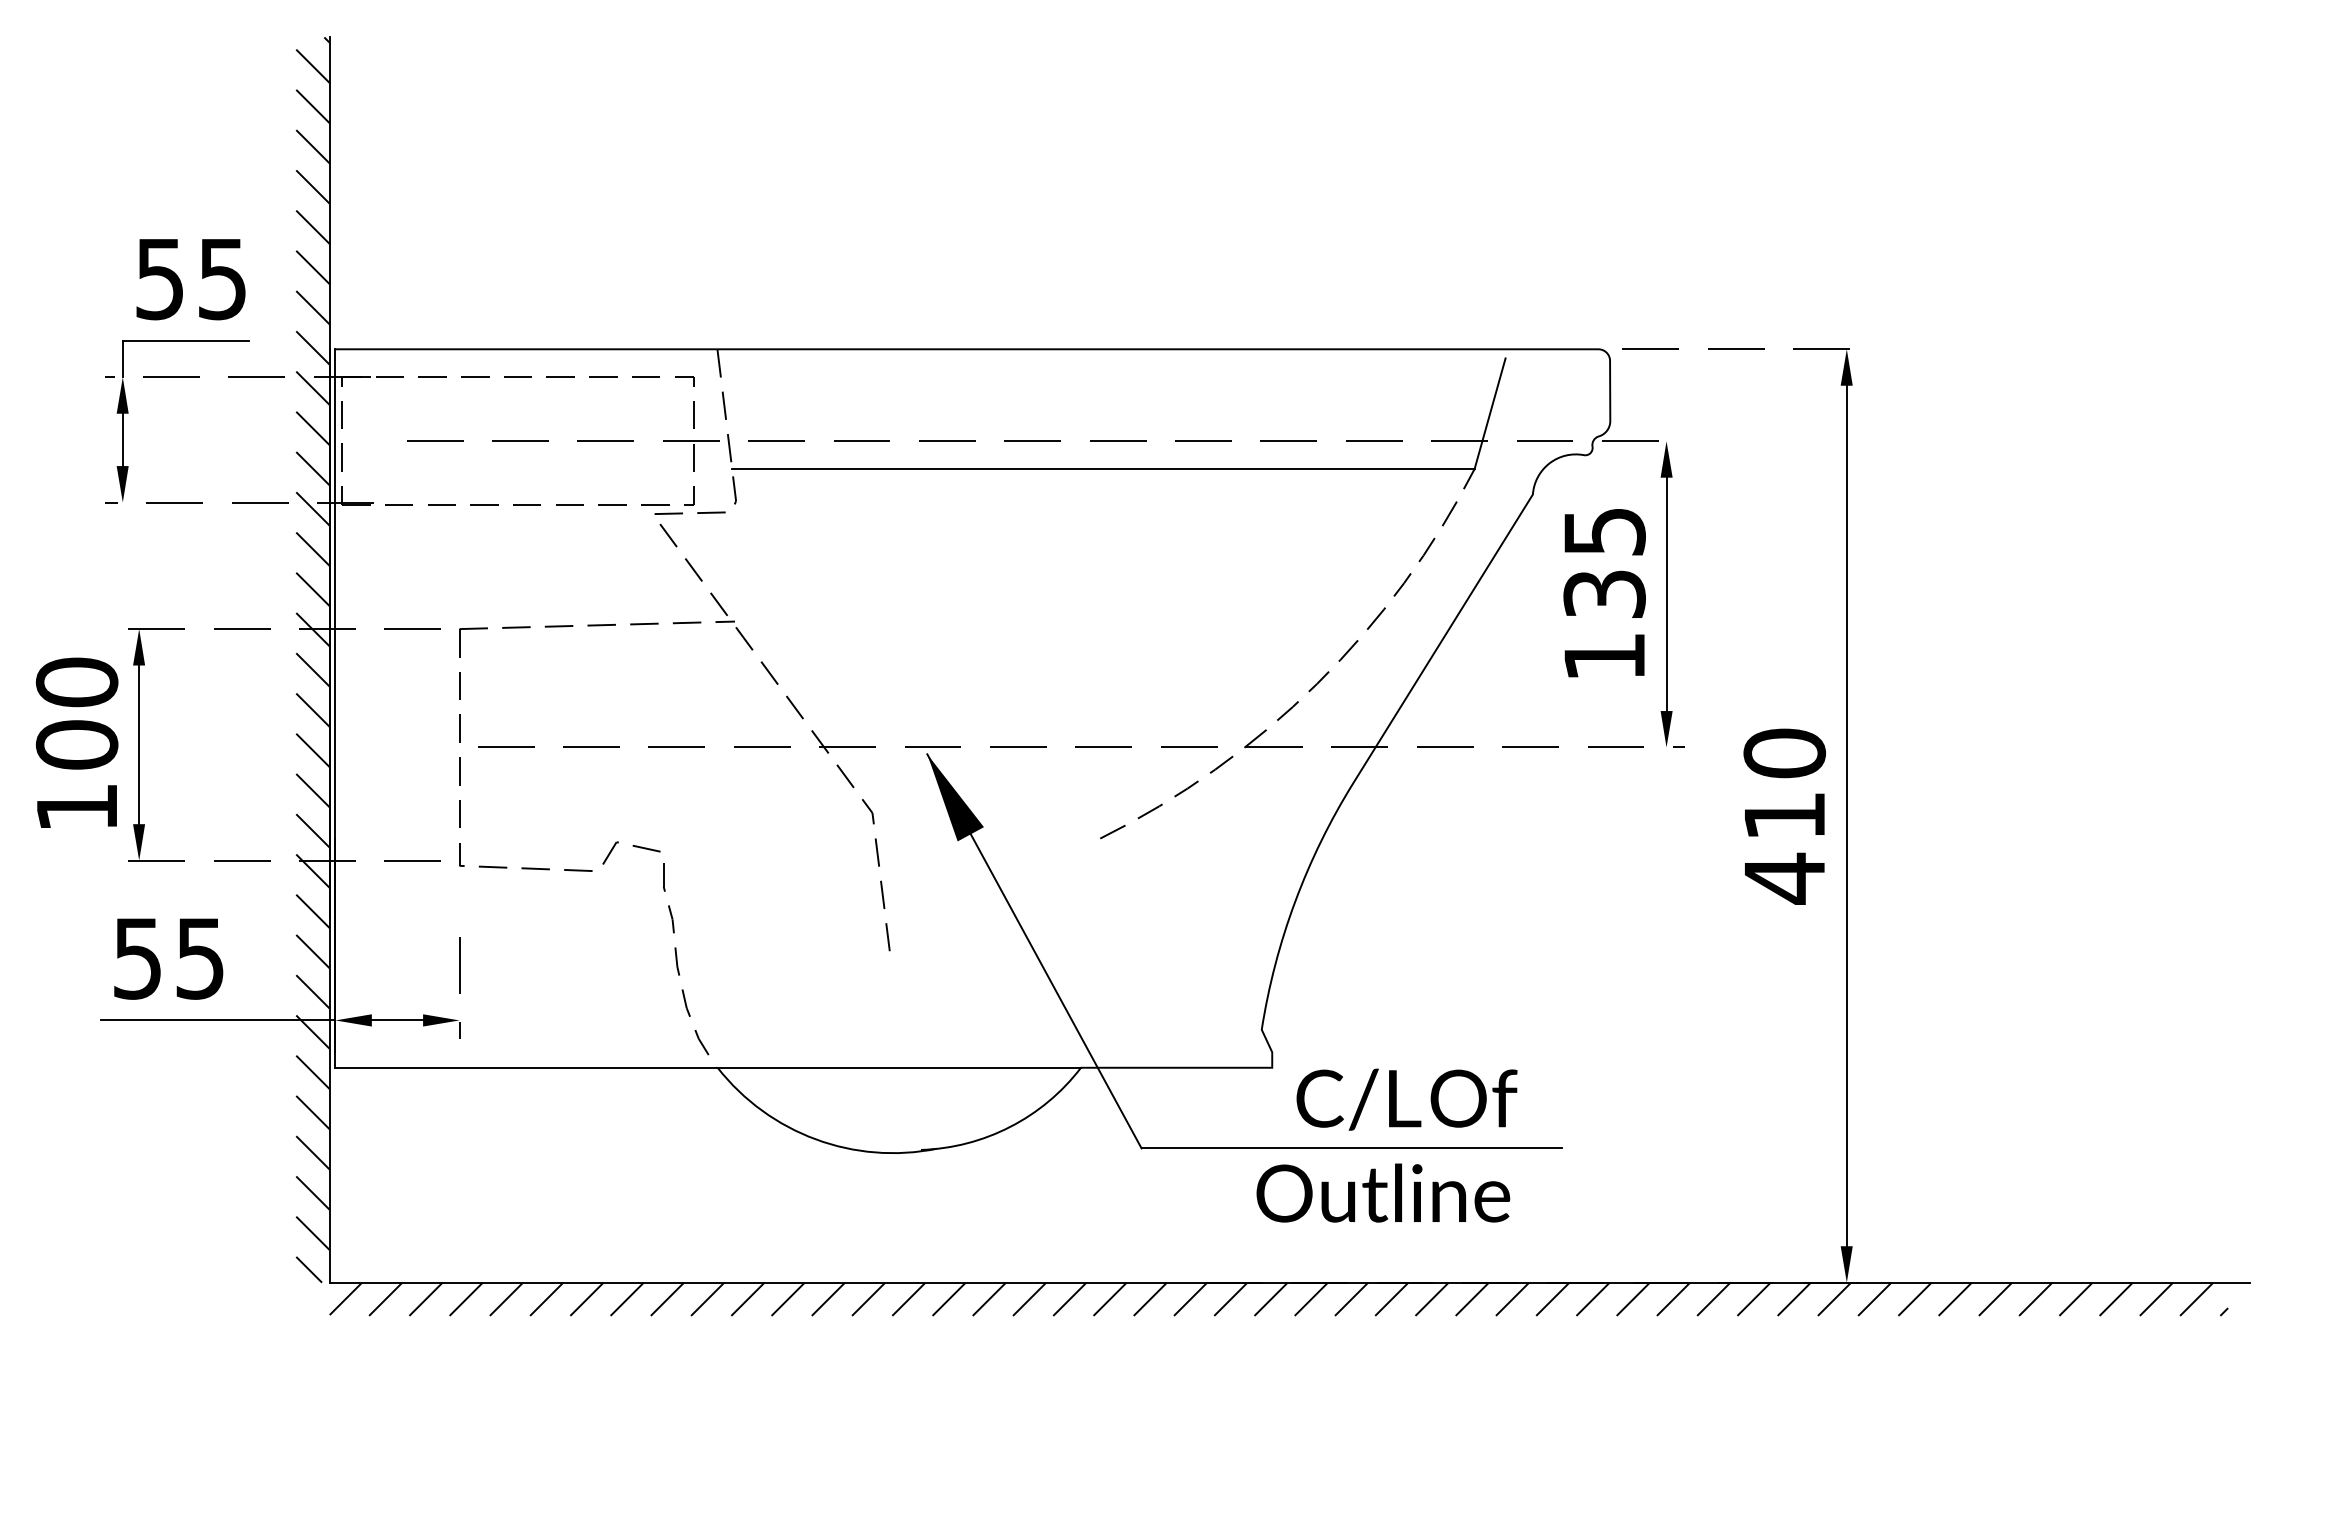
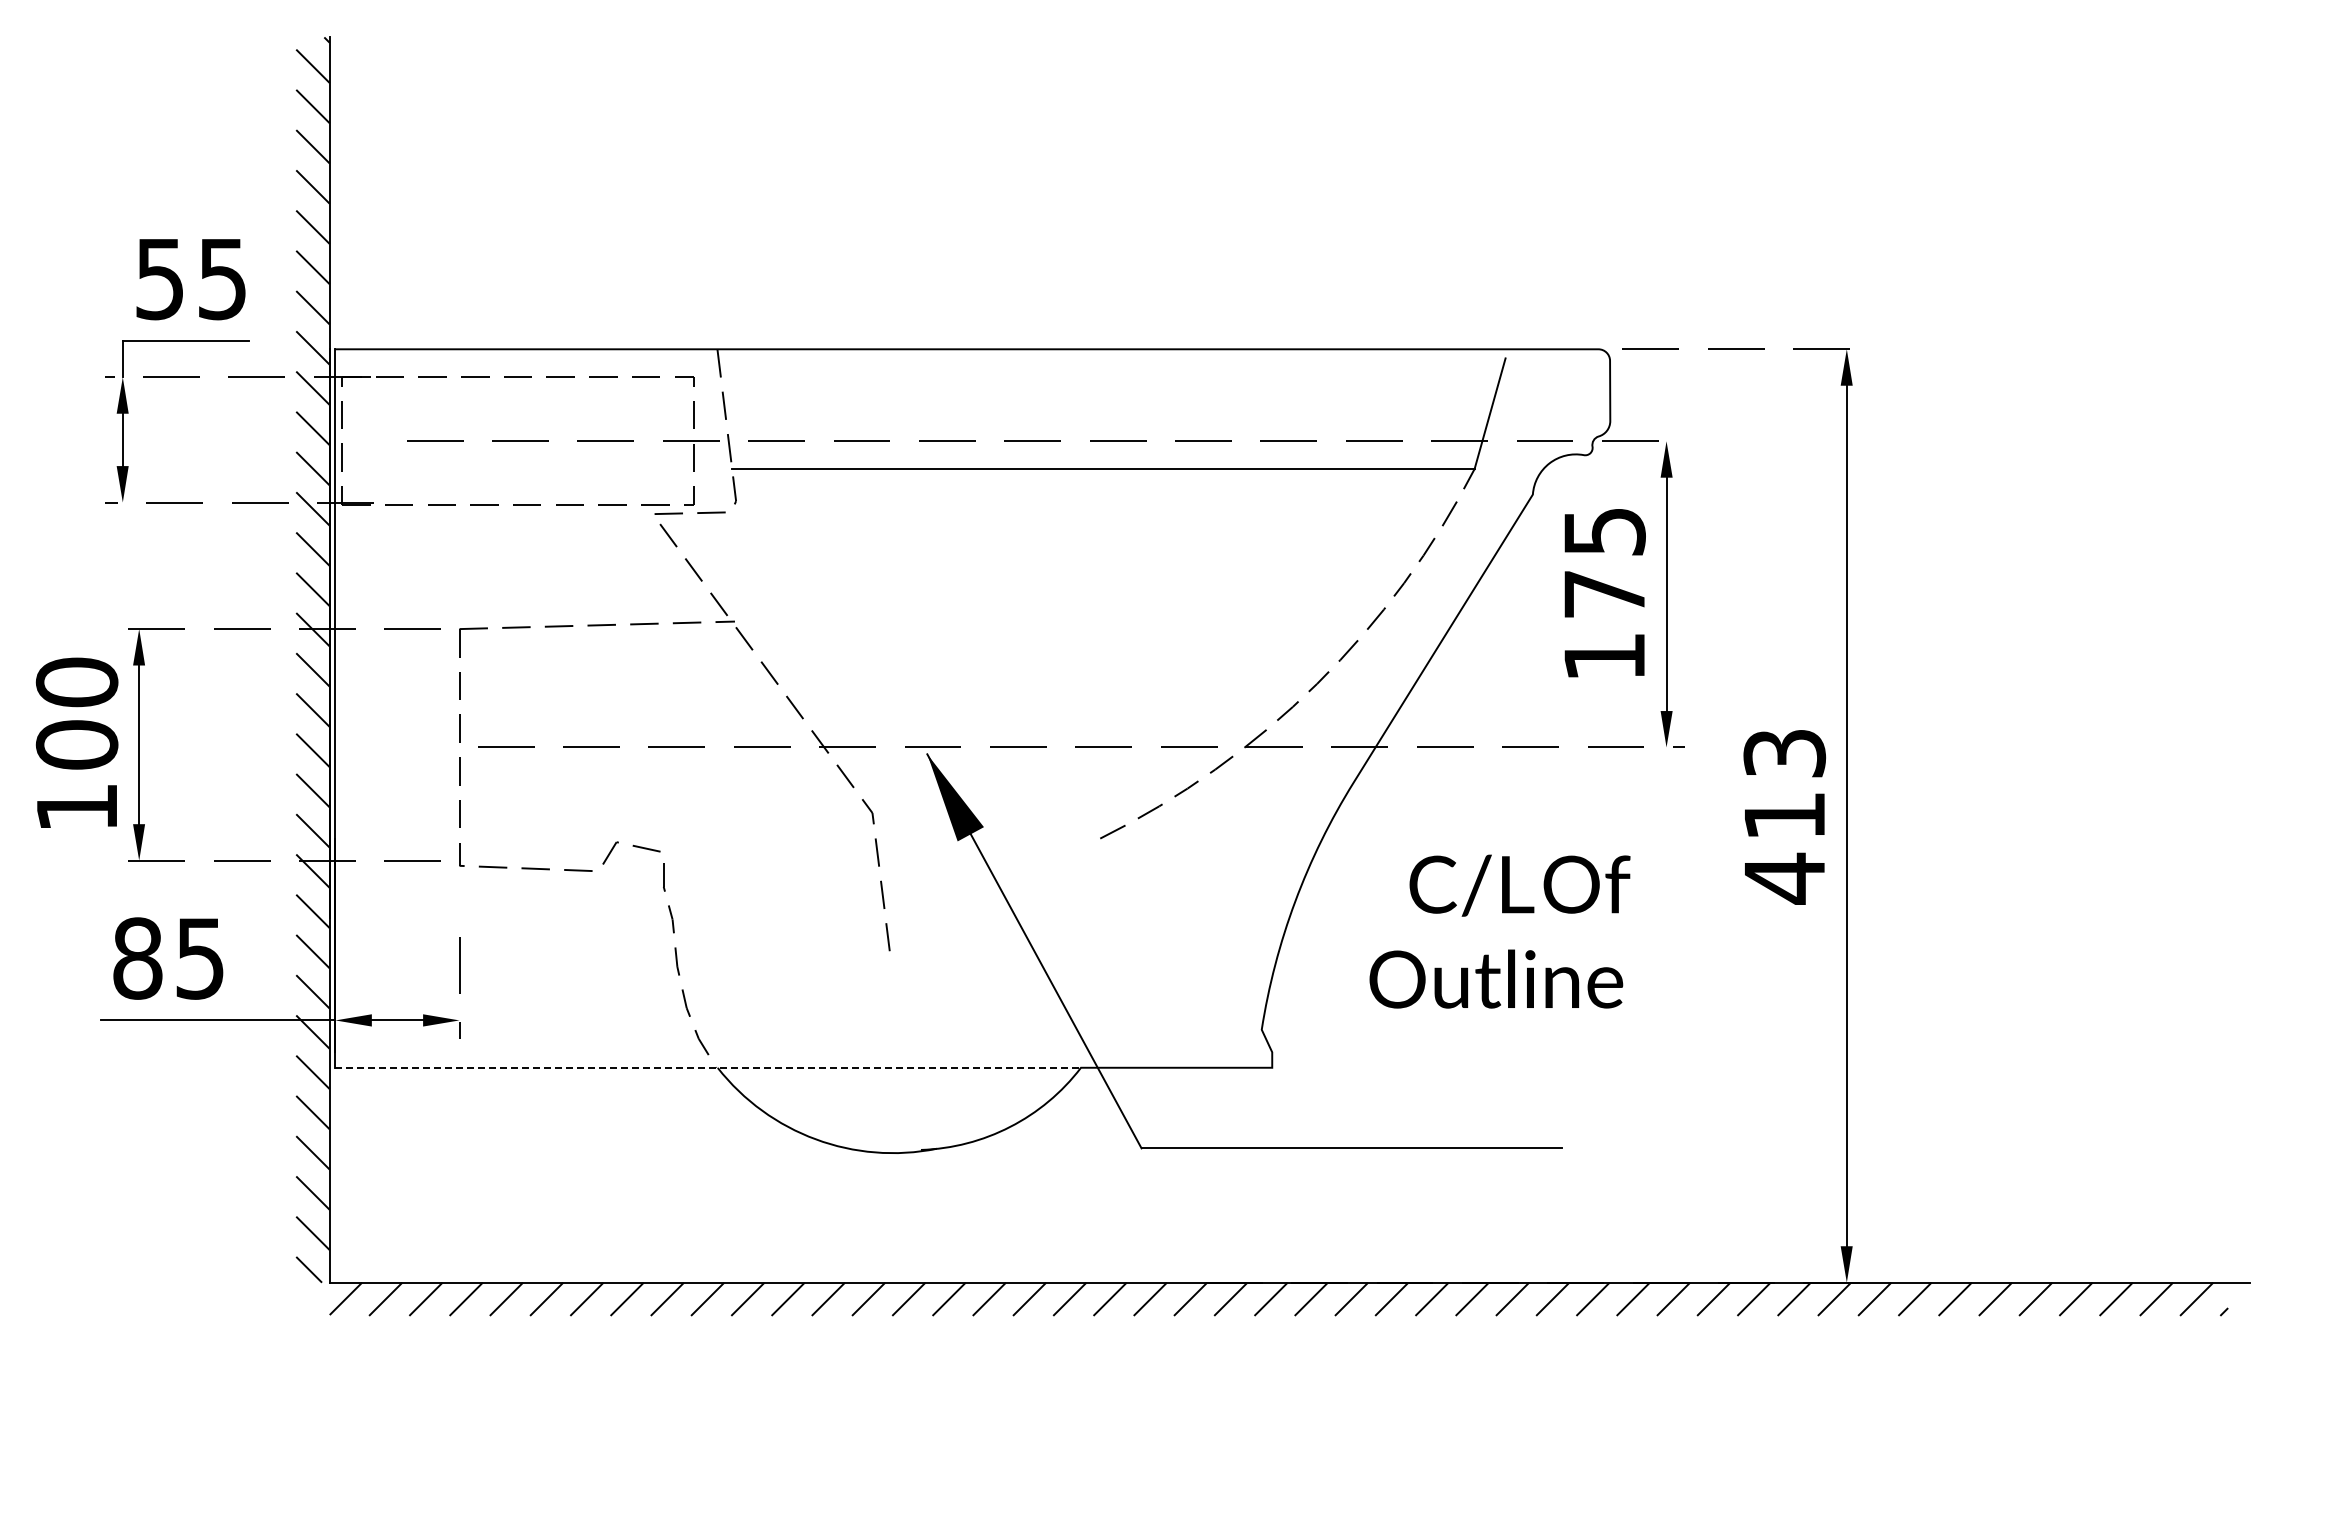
text: 135 -> 175 (1604, 593)
text: 410 -> 413 (1784, 753)
text: 55 -> 85 (137, 958)
line: solid -> dashed (708, 1067)
text position: (1386, 1145) -> (1499, 931) (1499, 931)
